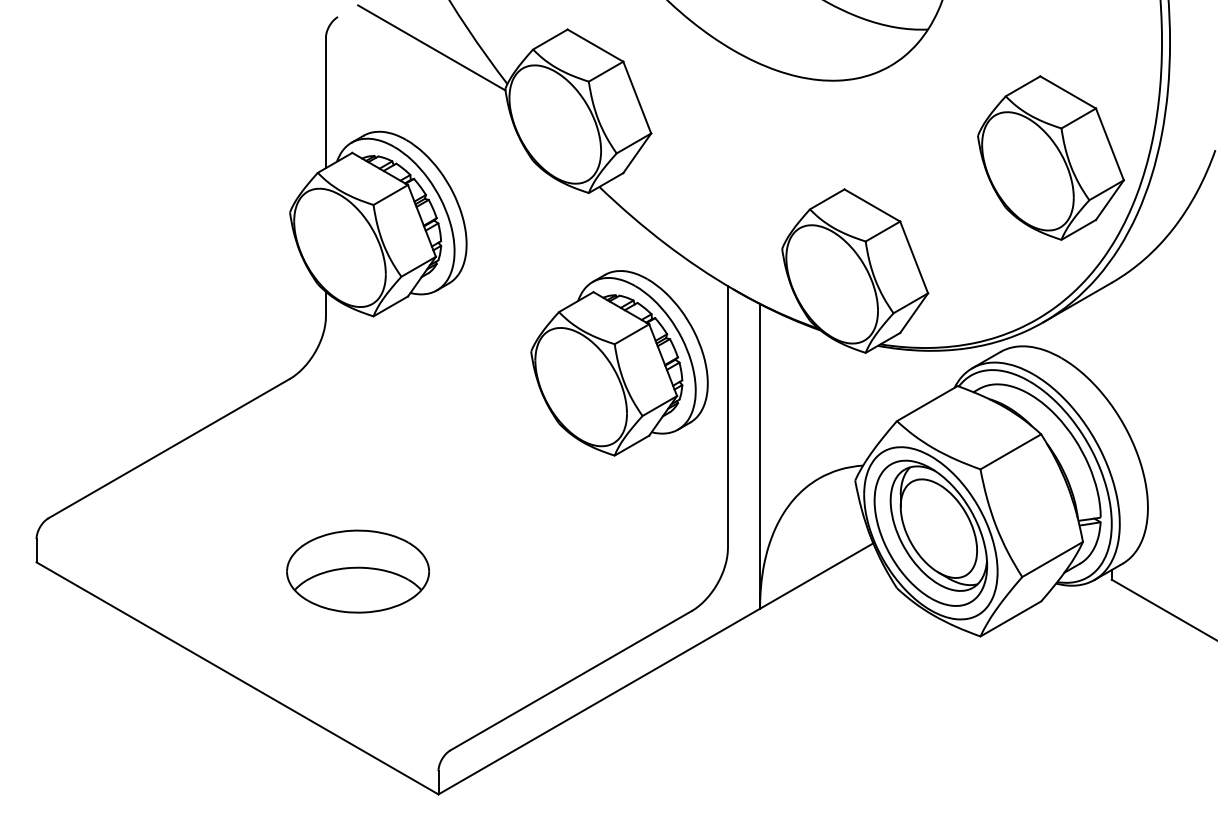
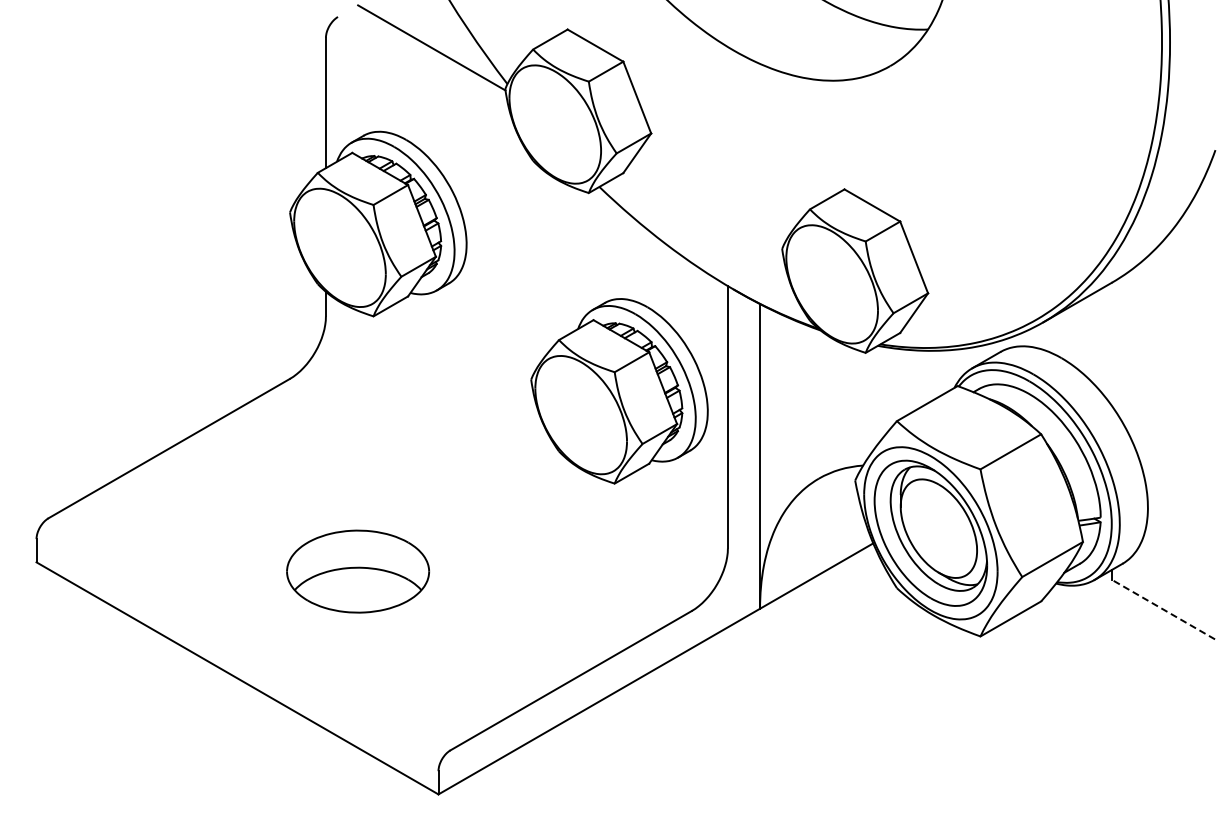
part: present -> none (1050, 157)
part position: (619, 363) -> (619, 391) (619, 391)
line: solid -> dashed (1164, 610)
